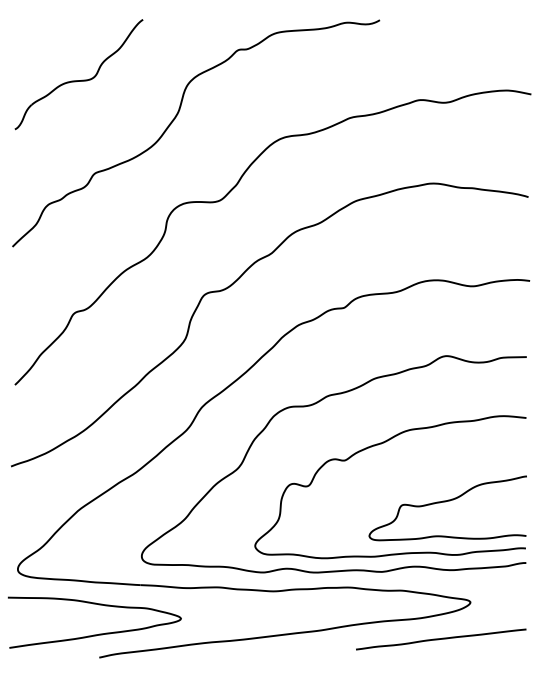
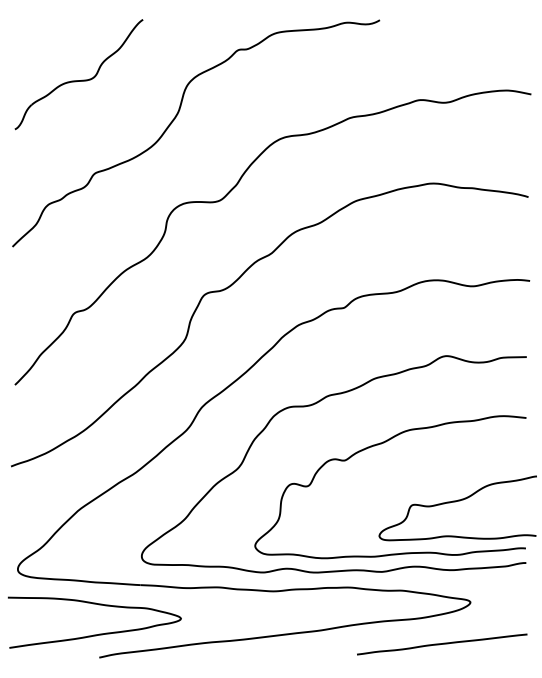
curve position: (445, 502) -> (455, 502) (455, 502)
line position: (441, 639) -> (442, 644) (442, 644)
